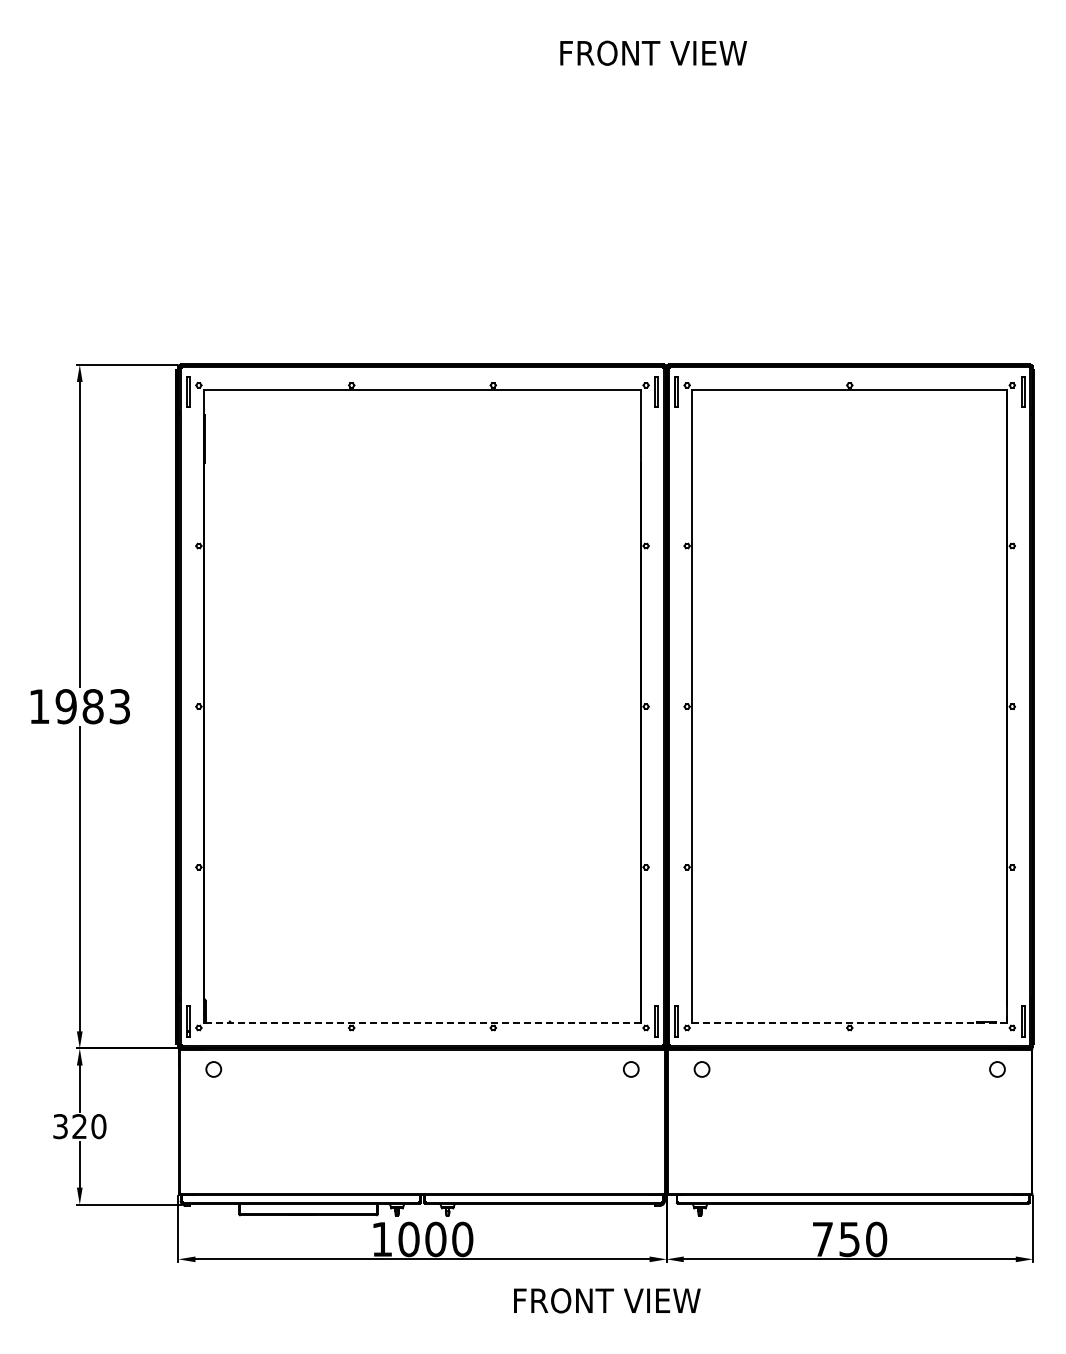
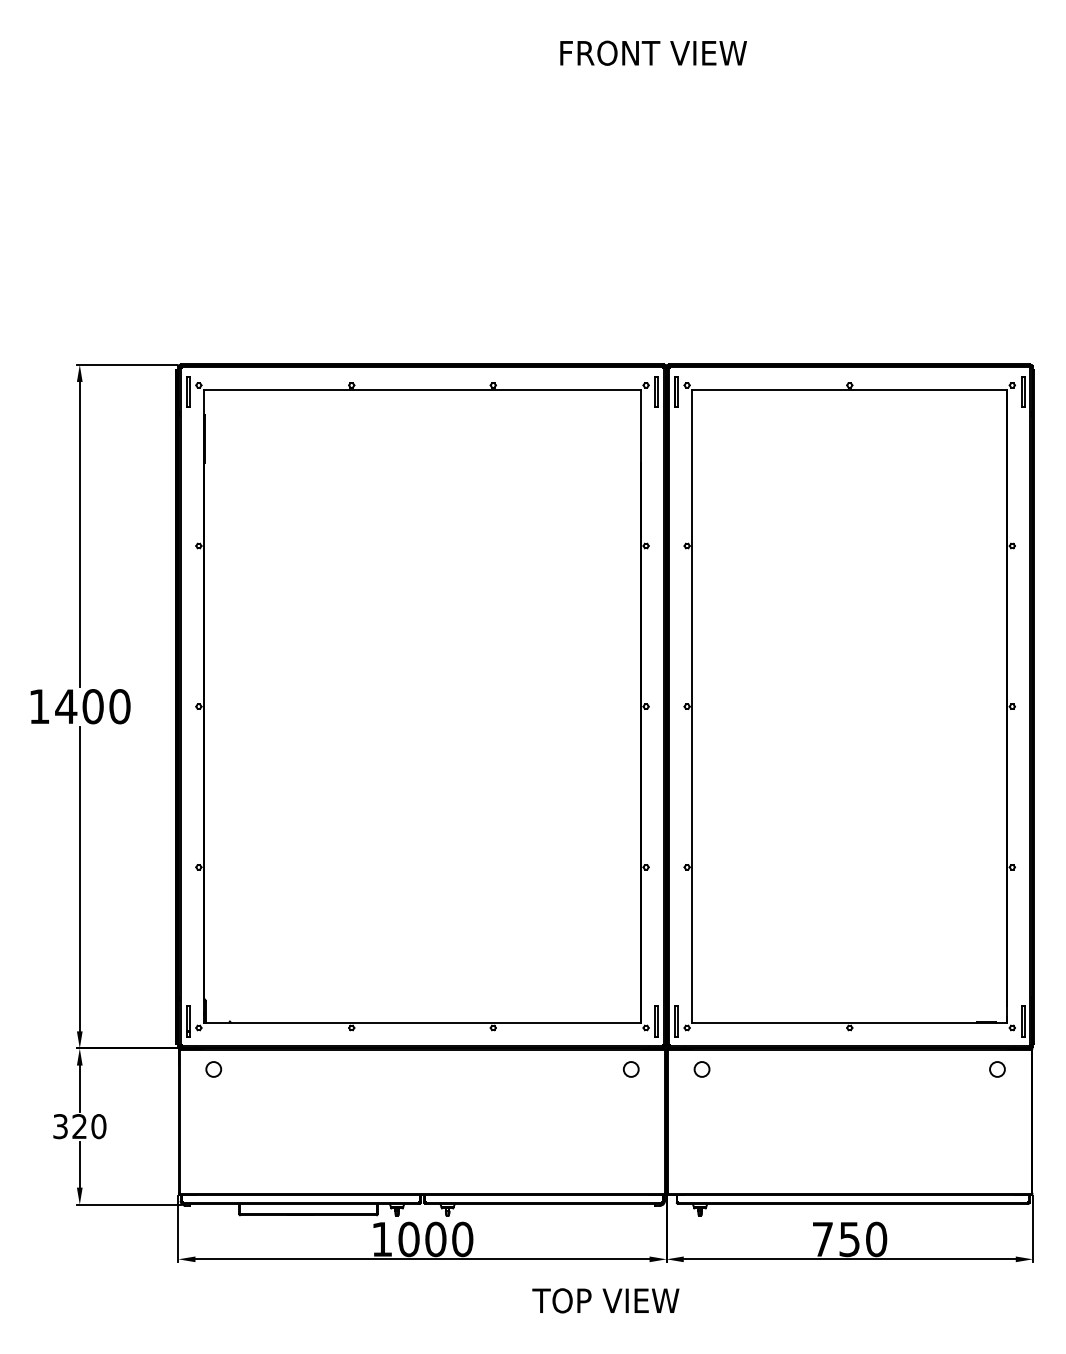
text: 1983 -> 1400 (92, 706)
line: dashed -> solid (422, 1023)
line: dashed -> solid (849, 1023)
text: FRONT VIEW -> TOP VIEW (607, 1300)
